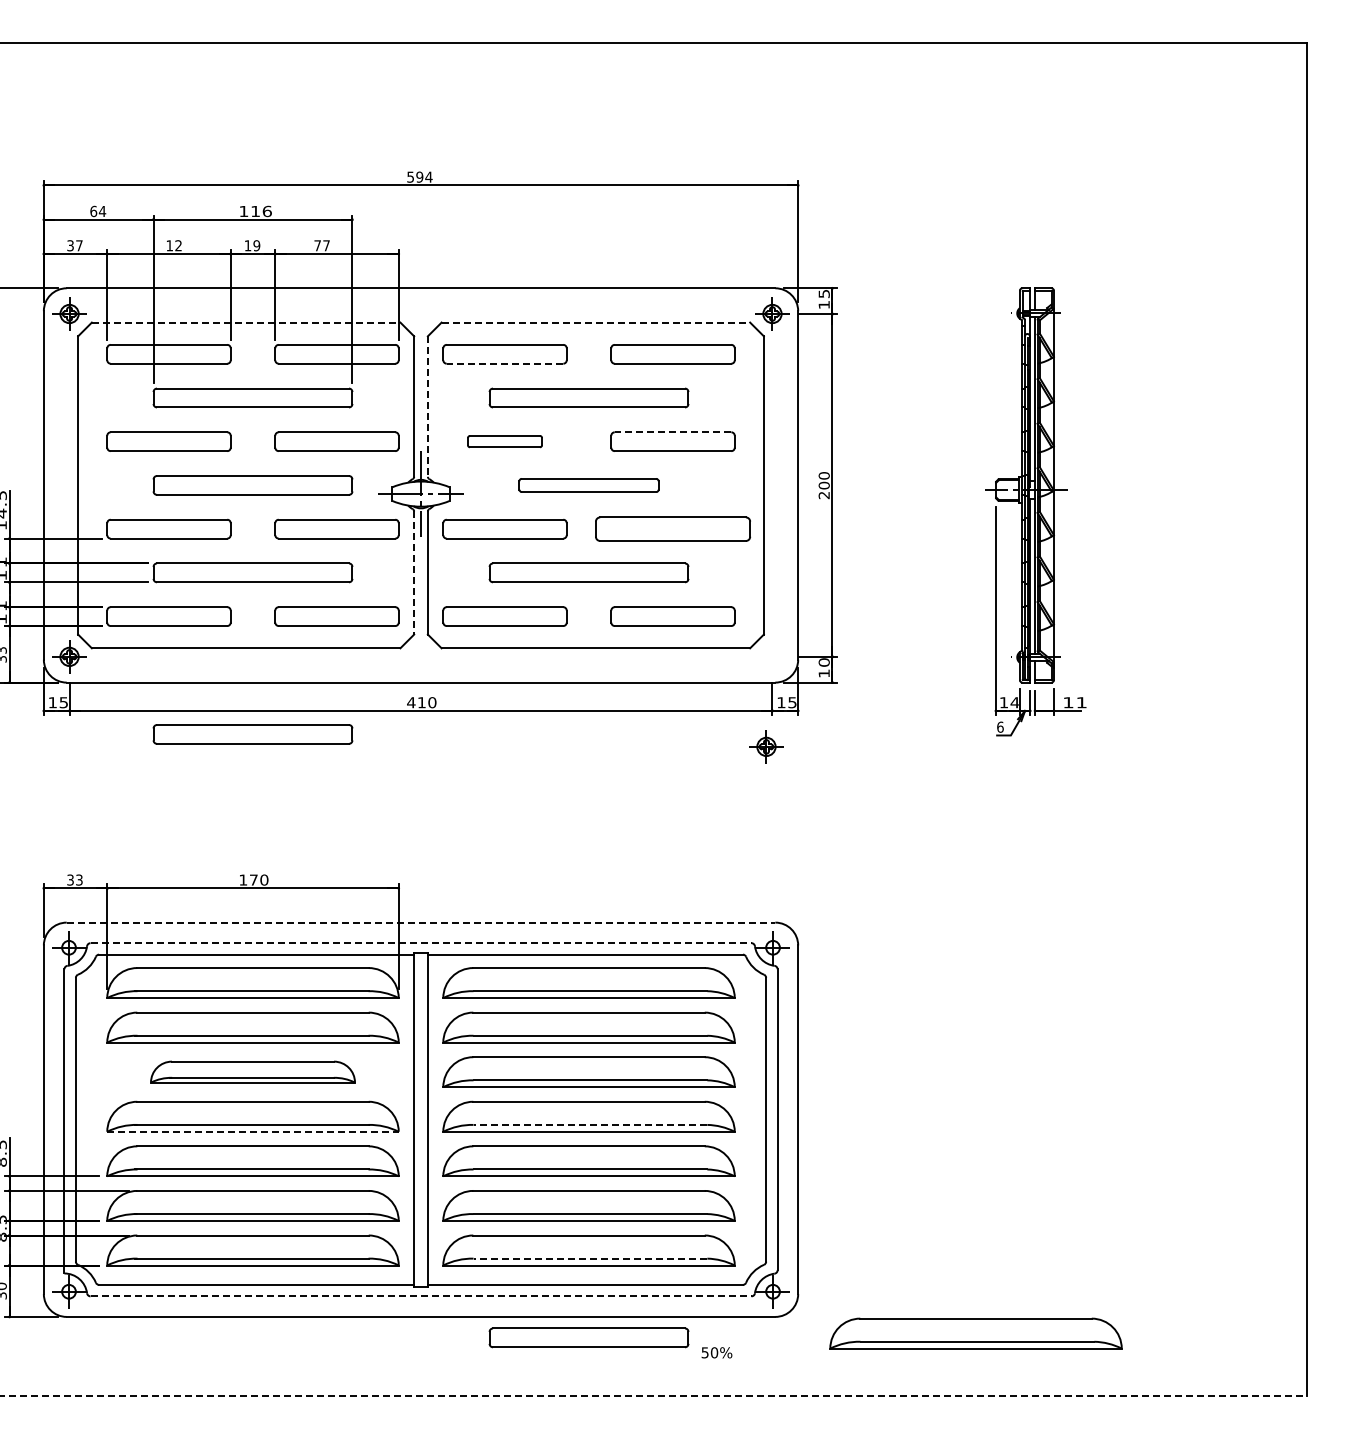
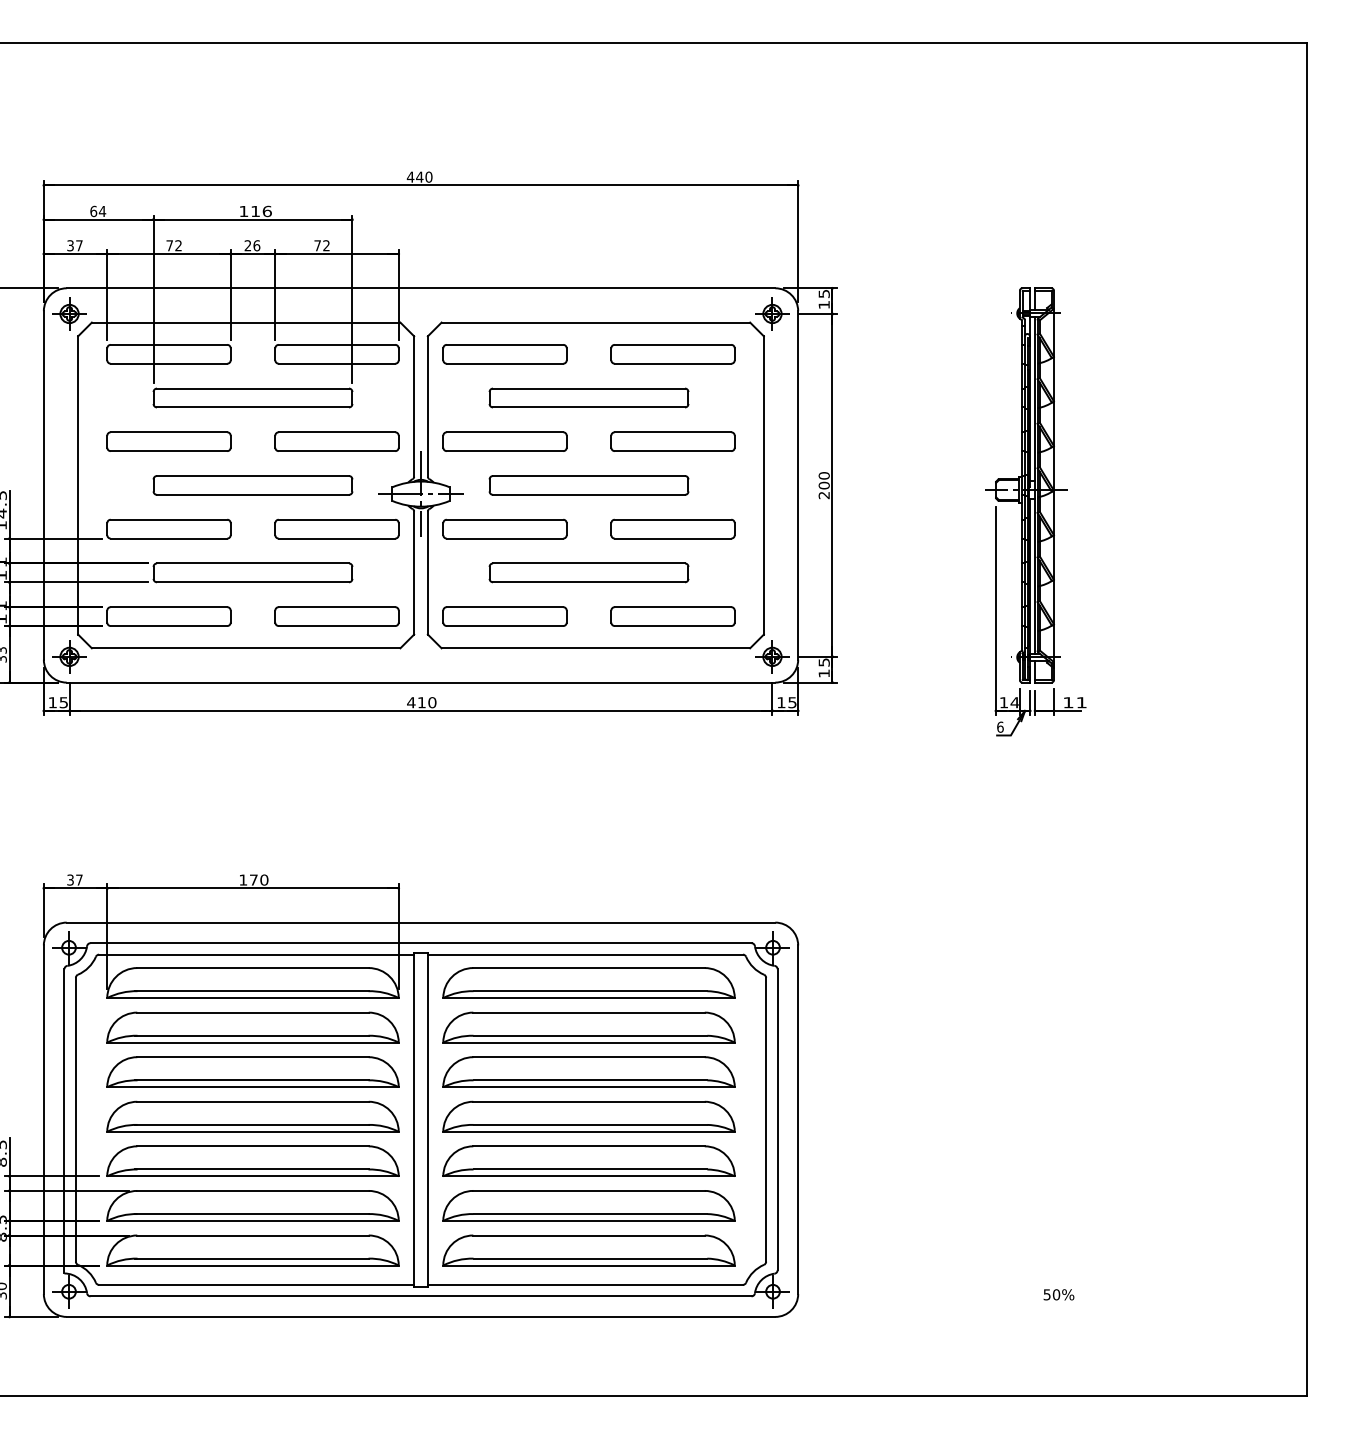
text: 594 -> 440 (419, 176)
text: 12 -> 72 (169, 245)
text: 19 -> 26 (252, 245)
text: 77 -> 72 (326, 245)
line: dashed -> solid (246, 322)
line: dashed -> solid (596, 322)
line: dashed -> solid (504, 363)
line: dashed -> solid (427, 407)
line: dashed -> solid (672, 432)
part size: 76x14 px -> 126x21 px (504, 441)
part size: 142x15 px -> 202x21 px (588, 485)
part size: 156x26 px -> 126x22 px (672, 528)
line: dashed -> solid (414, 573)
text: 10 -> 15 (823, 662)
part: present -> none (252, 734)
part position: (766, 746) -> (772, 656) (772, 656)
text: 33 -> 37 (79, 879)
line: dashed -> solid (421, 922)
line: dashed -> solid (421, 943)
part size: 206x24 px -> 294x32 px (252, 1071)
line: dashed -> solid (590, 1124)
line: dashed -> solid (253, 1131)
line: dashed -> solid (590, 1258)
line: dashed -> solid (421, 1296)
part: present -> none (975, 1333)
part: present -> none (588, 1337)
text position: (716, 1352) -> (1058, 1294) (1058, 1294)
line: dashed -> solid (654, 1395)
